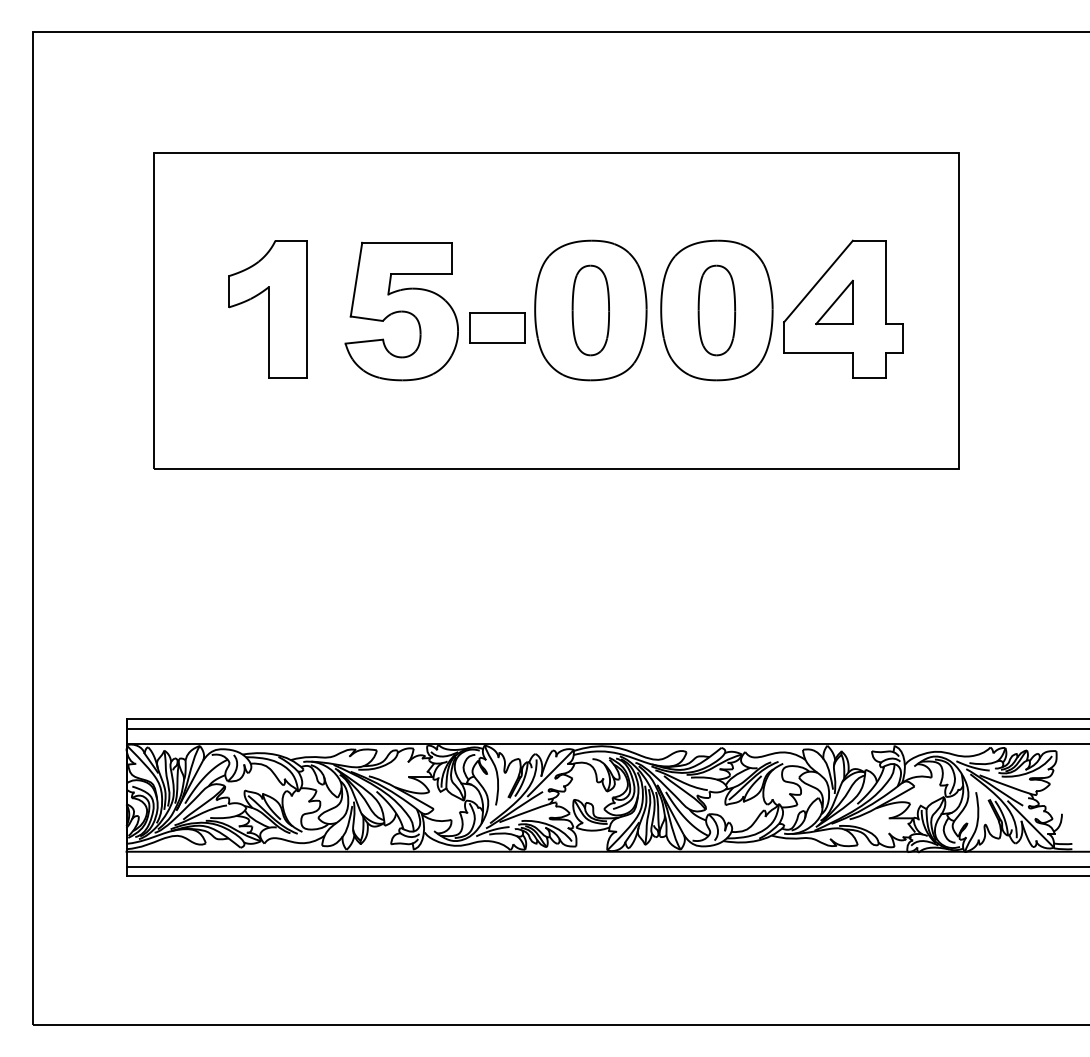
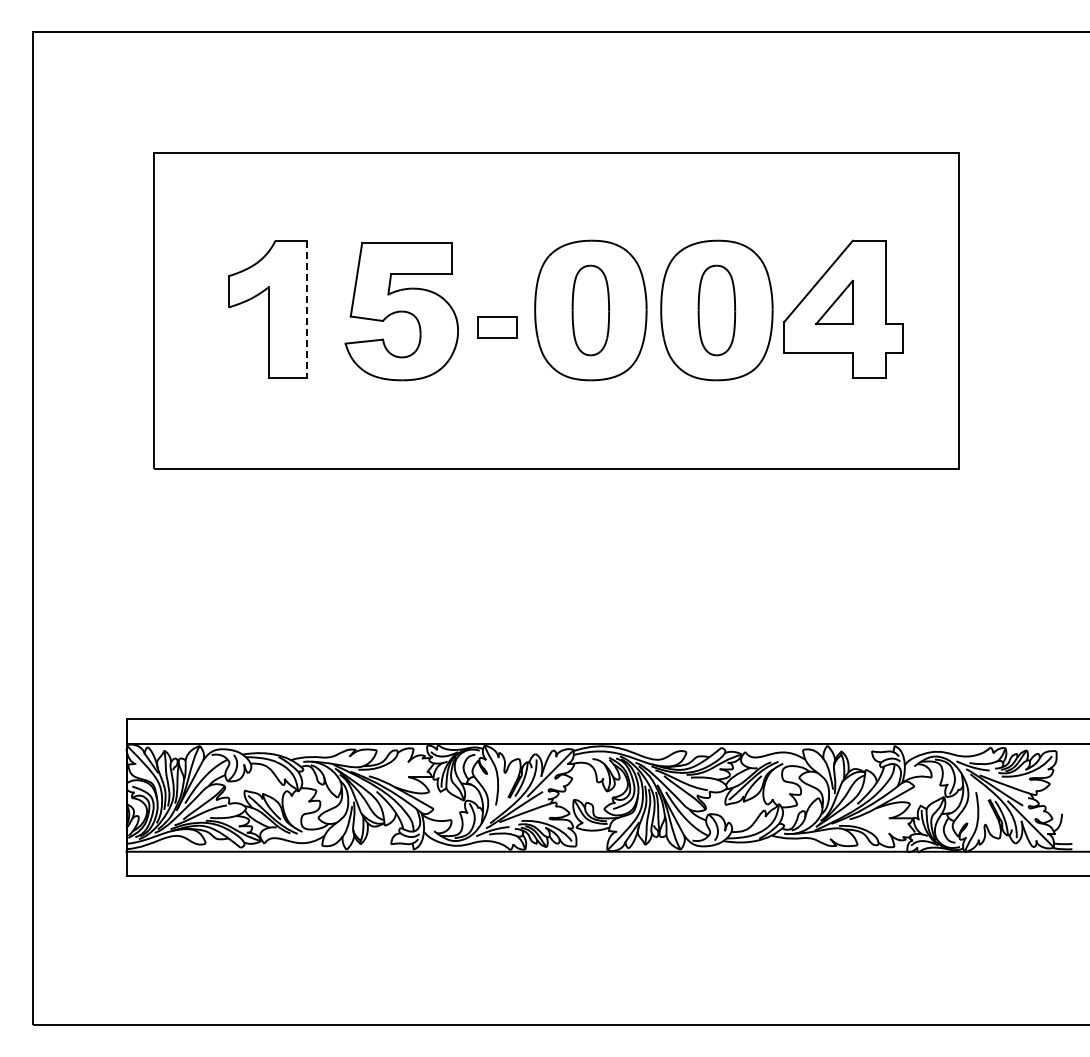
line: solid -> dashed (307, 309)
part size: 57x32 px -> 41x23 px (497, 327)
line: present -> none (606, 729)
line: present -> none (606, 866)
